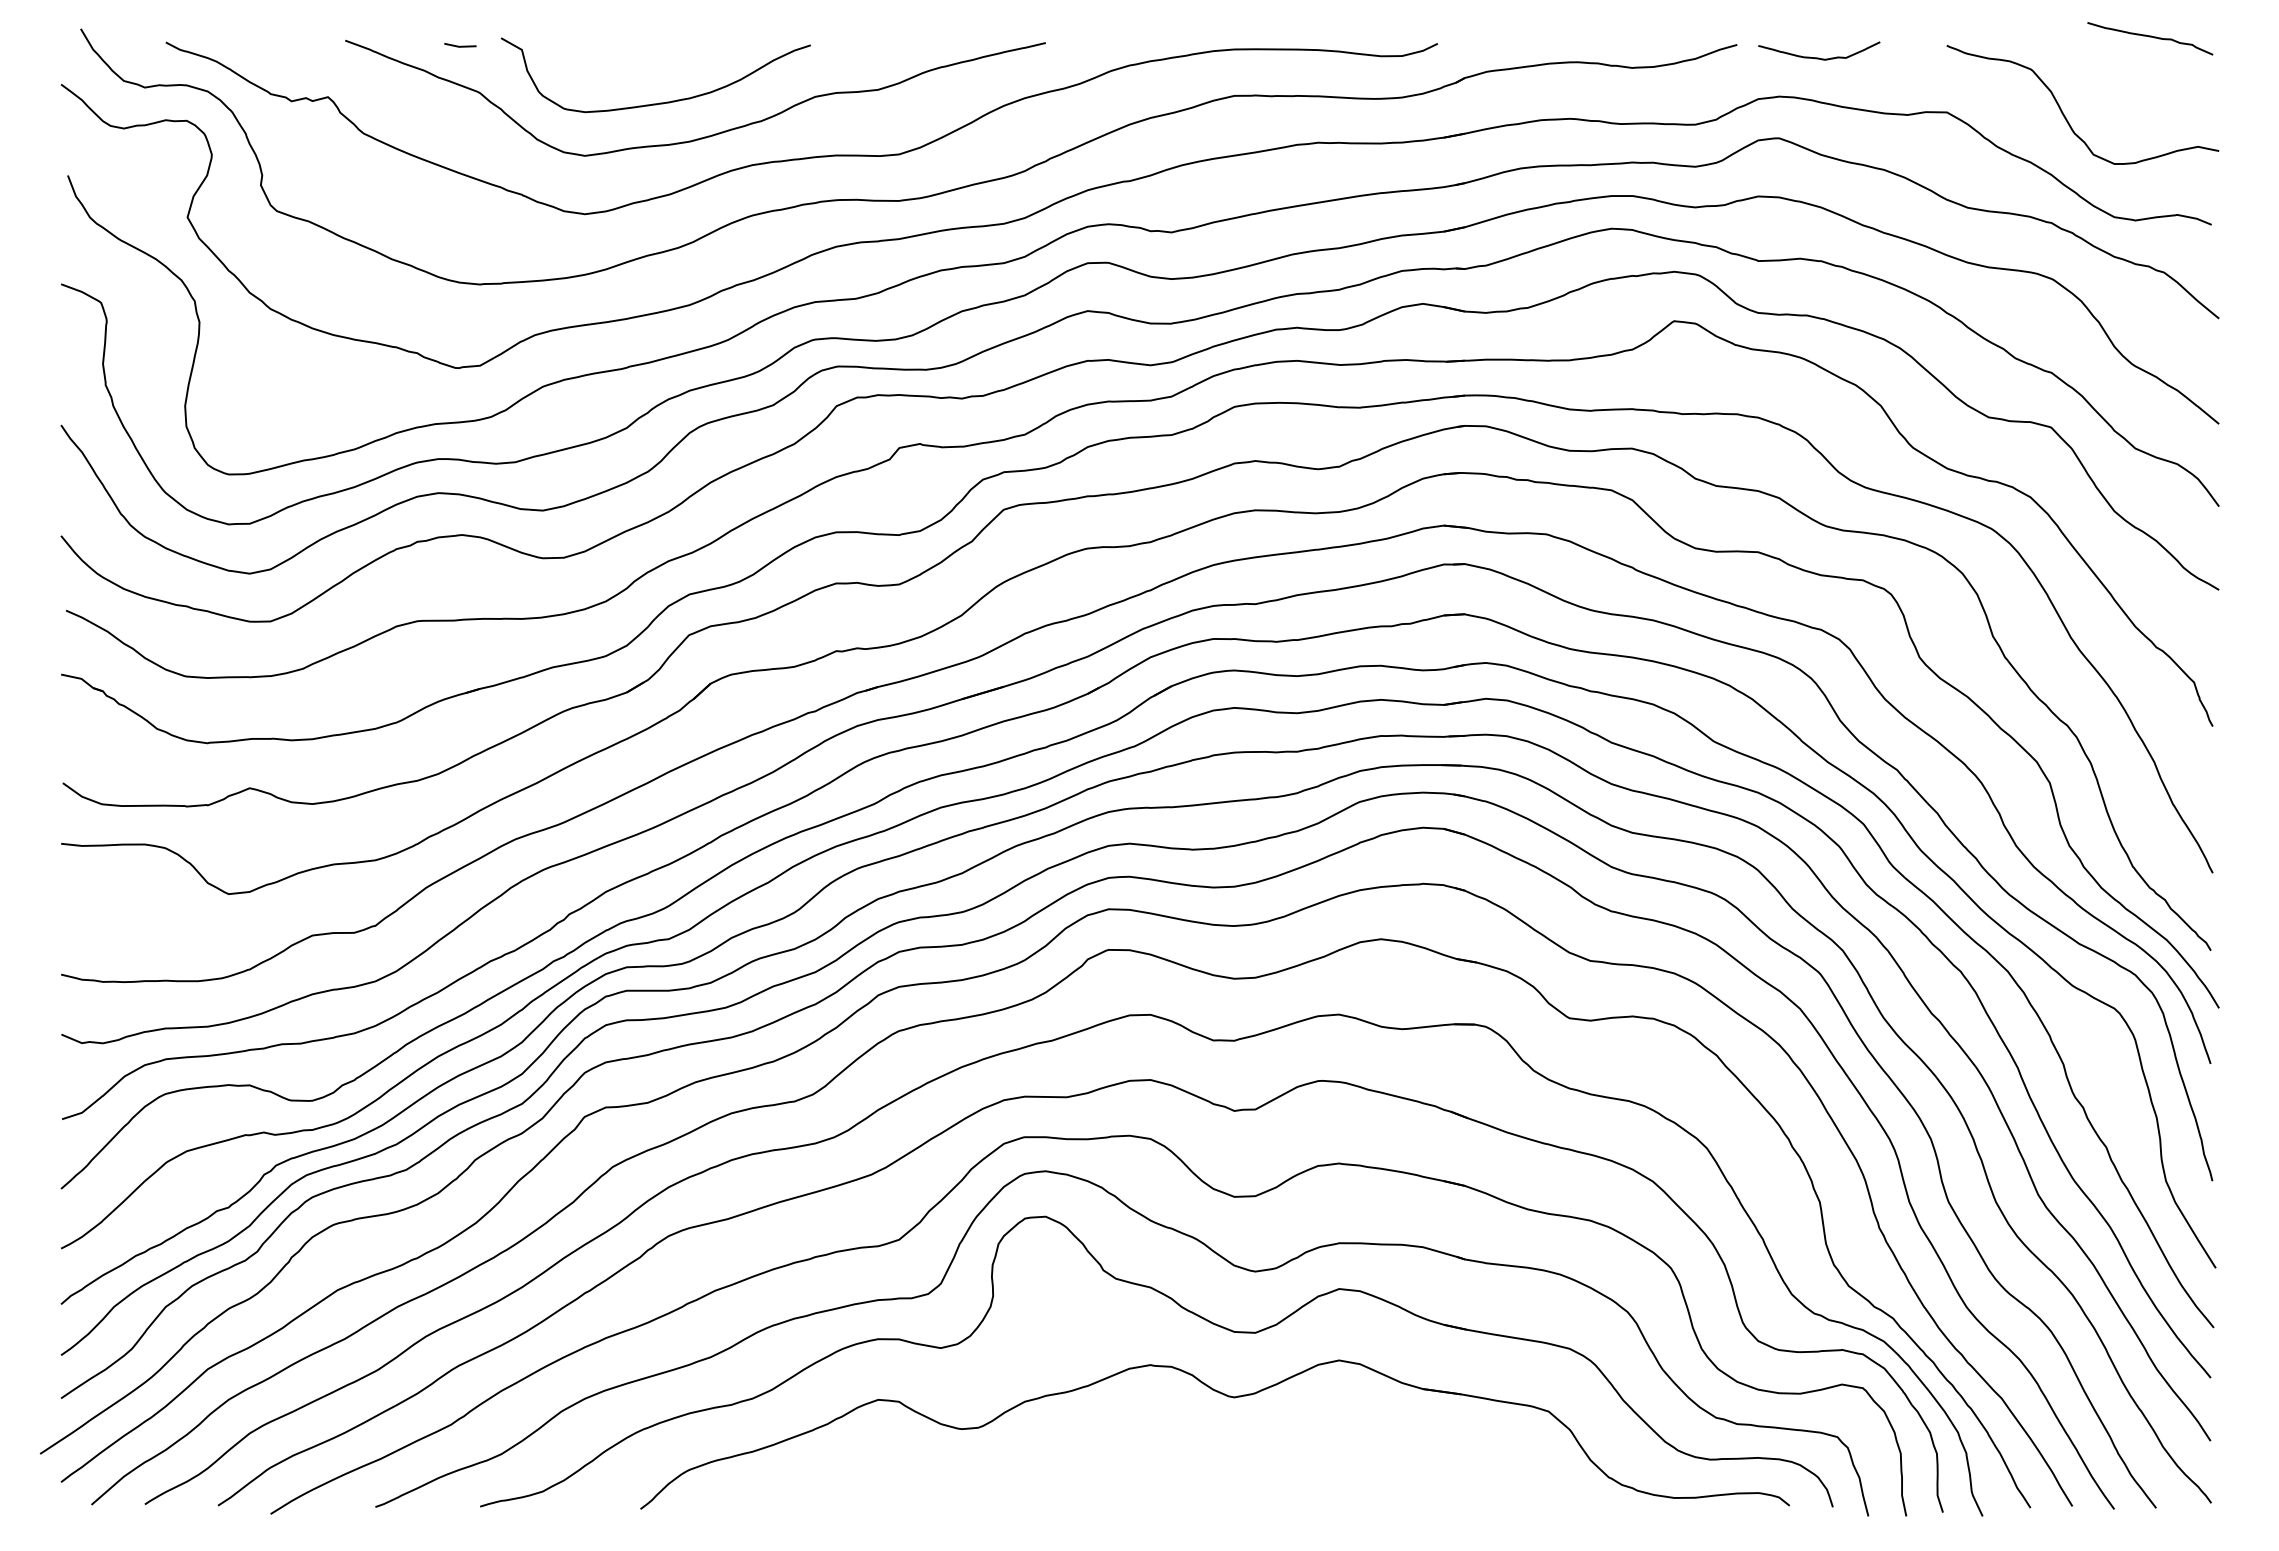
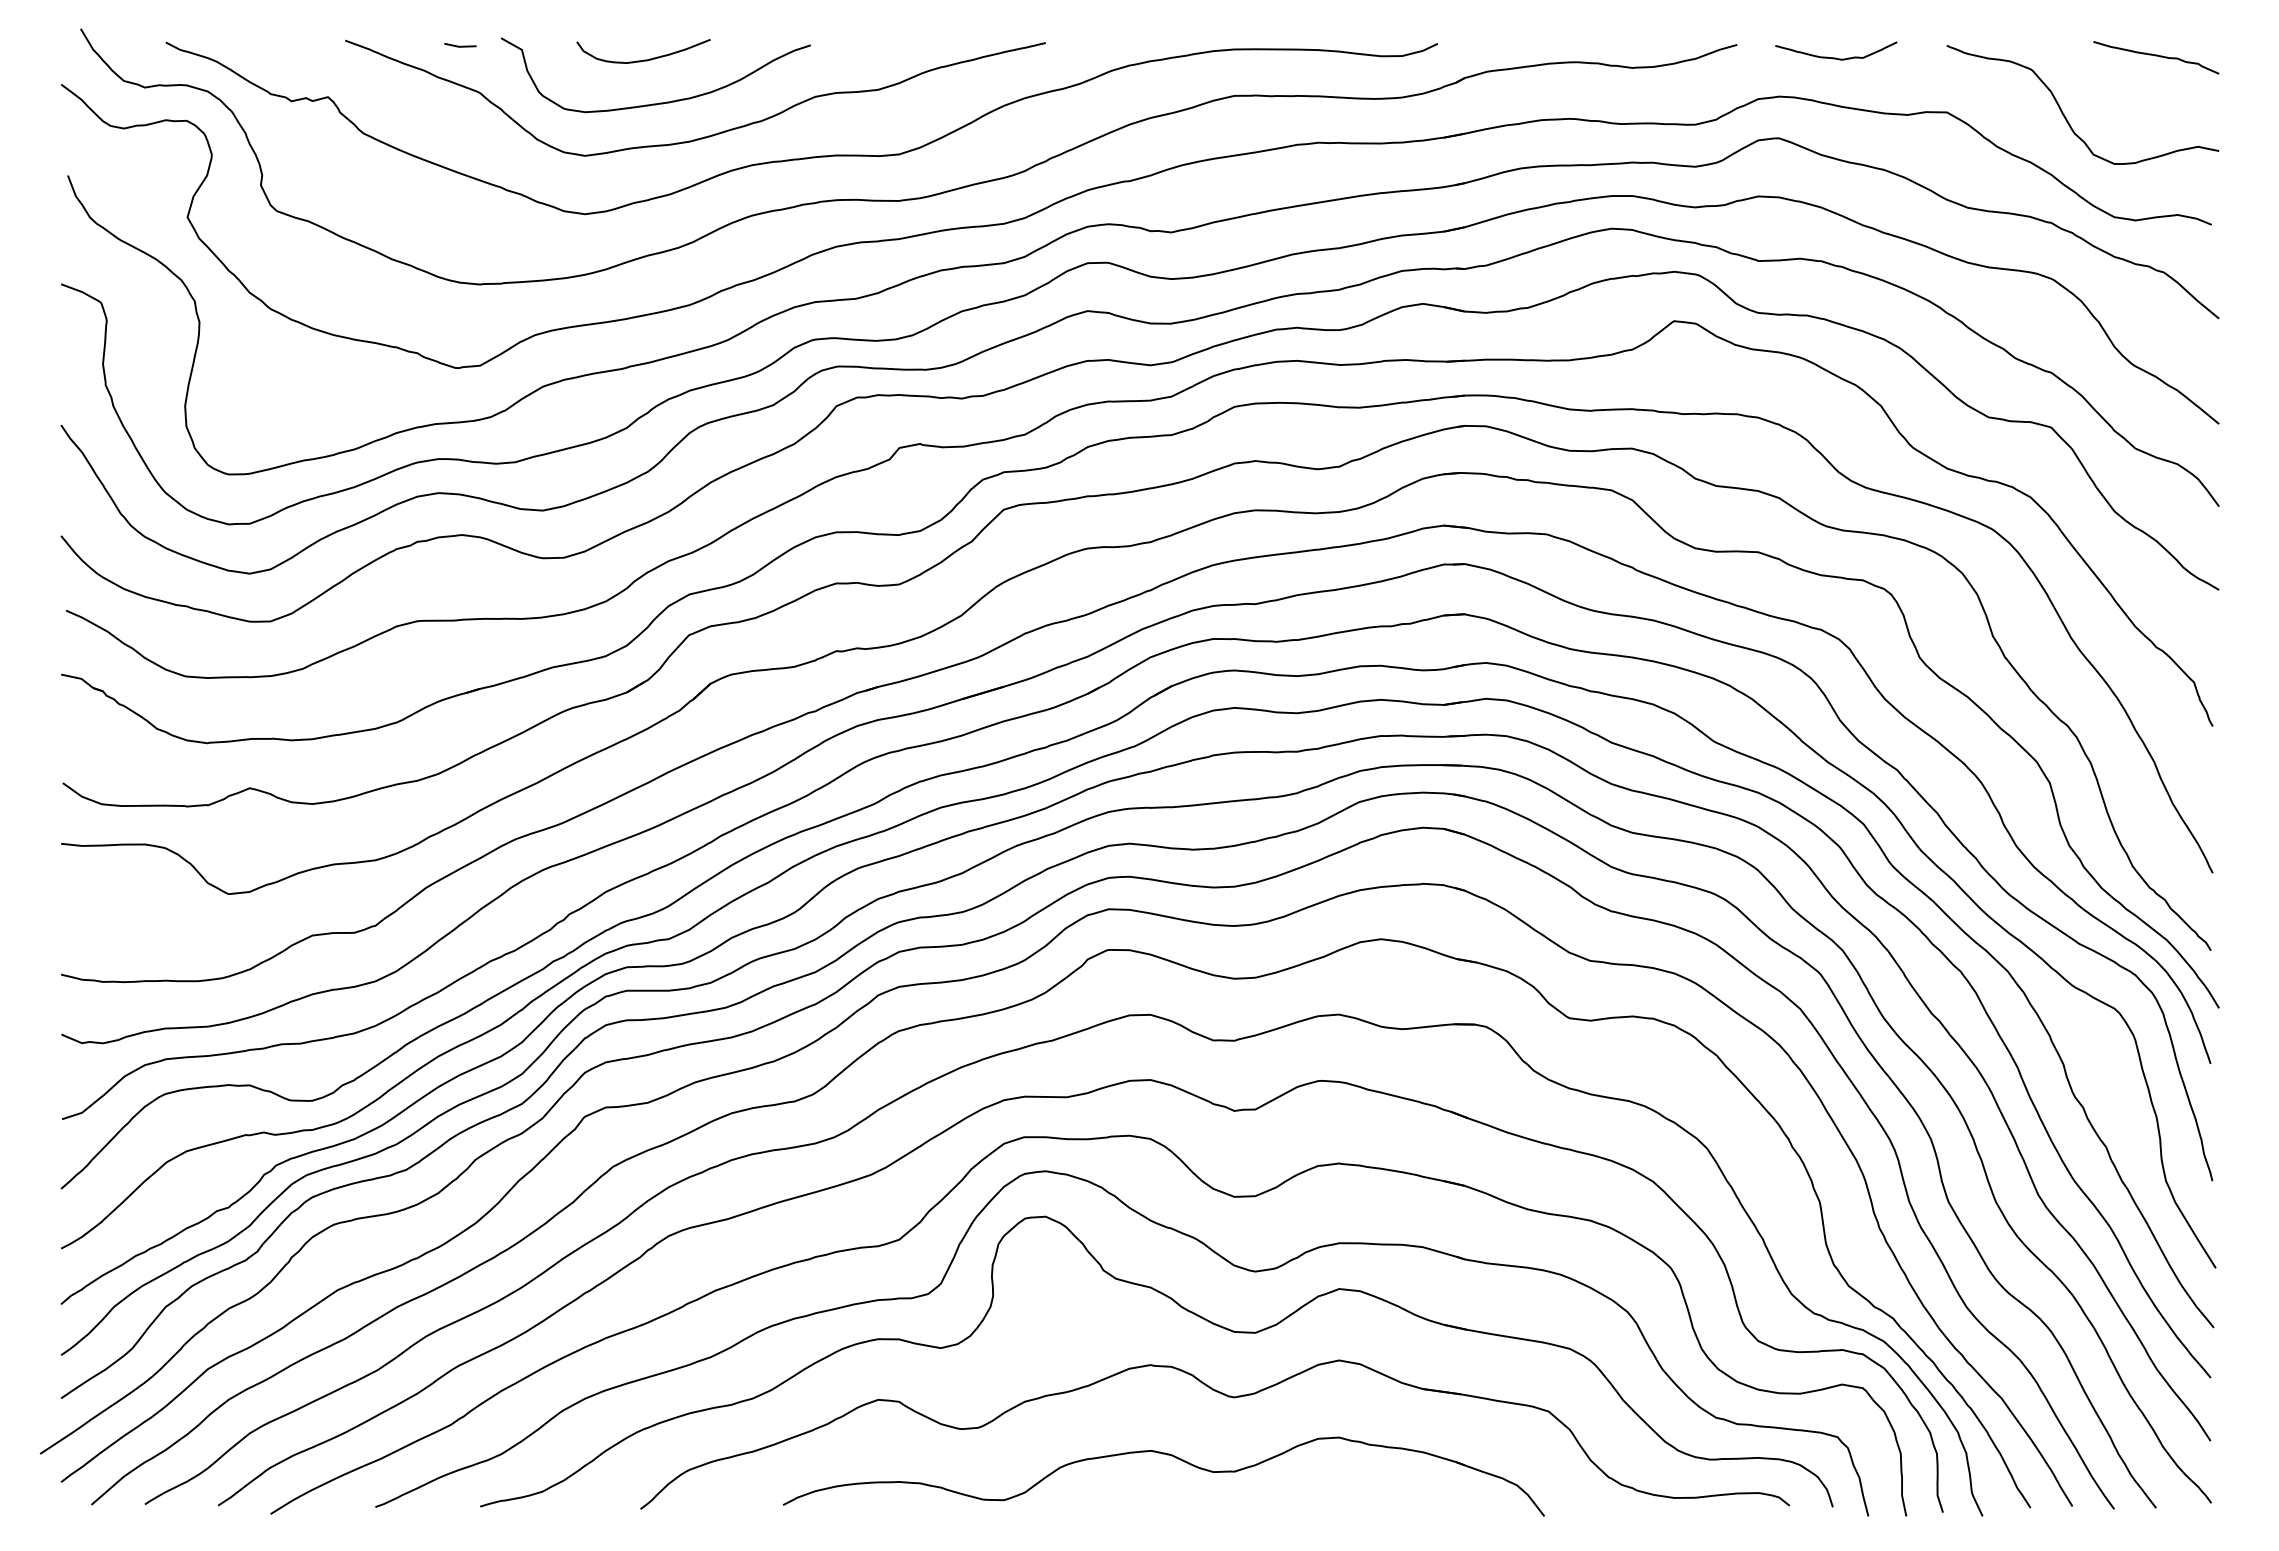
curve position: (2150, 37) -> (2156, 56) (2156, 56)
curve position: (1819, 57) -> (1836, 57) (1836, 57)
curve: none -> present (643, 59)
part: none -> present (1167, 1455)
